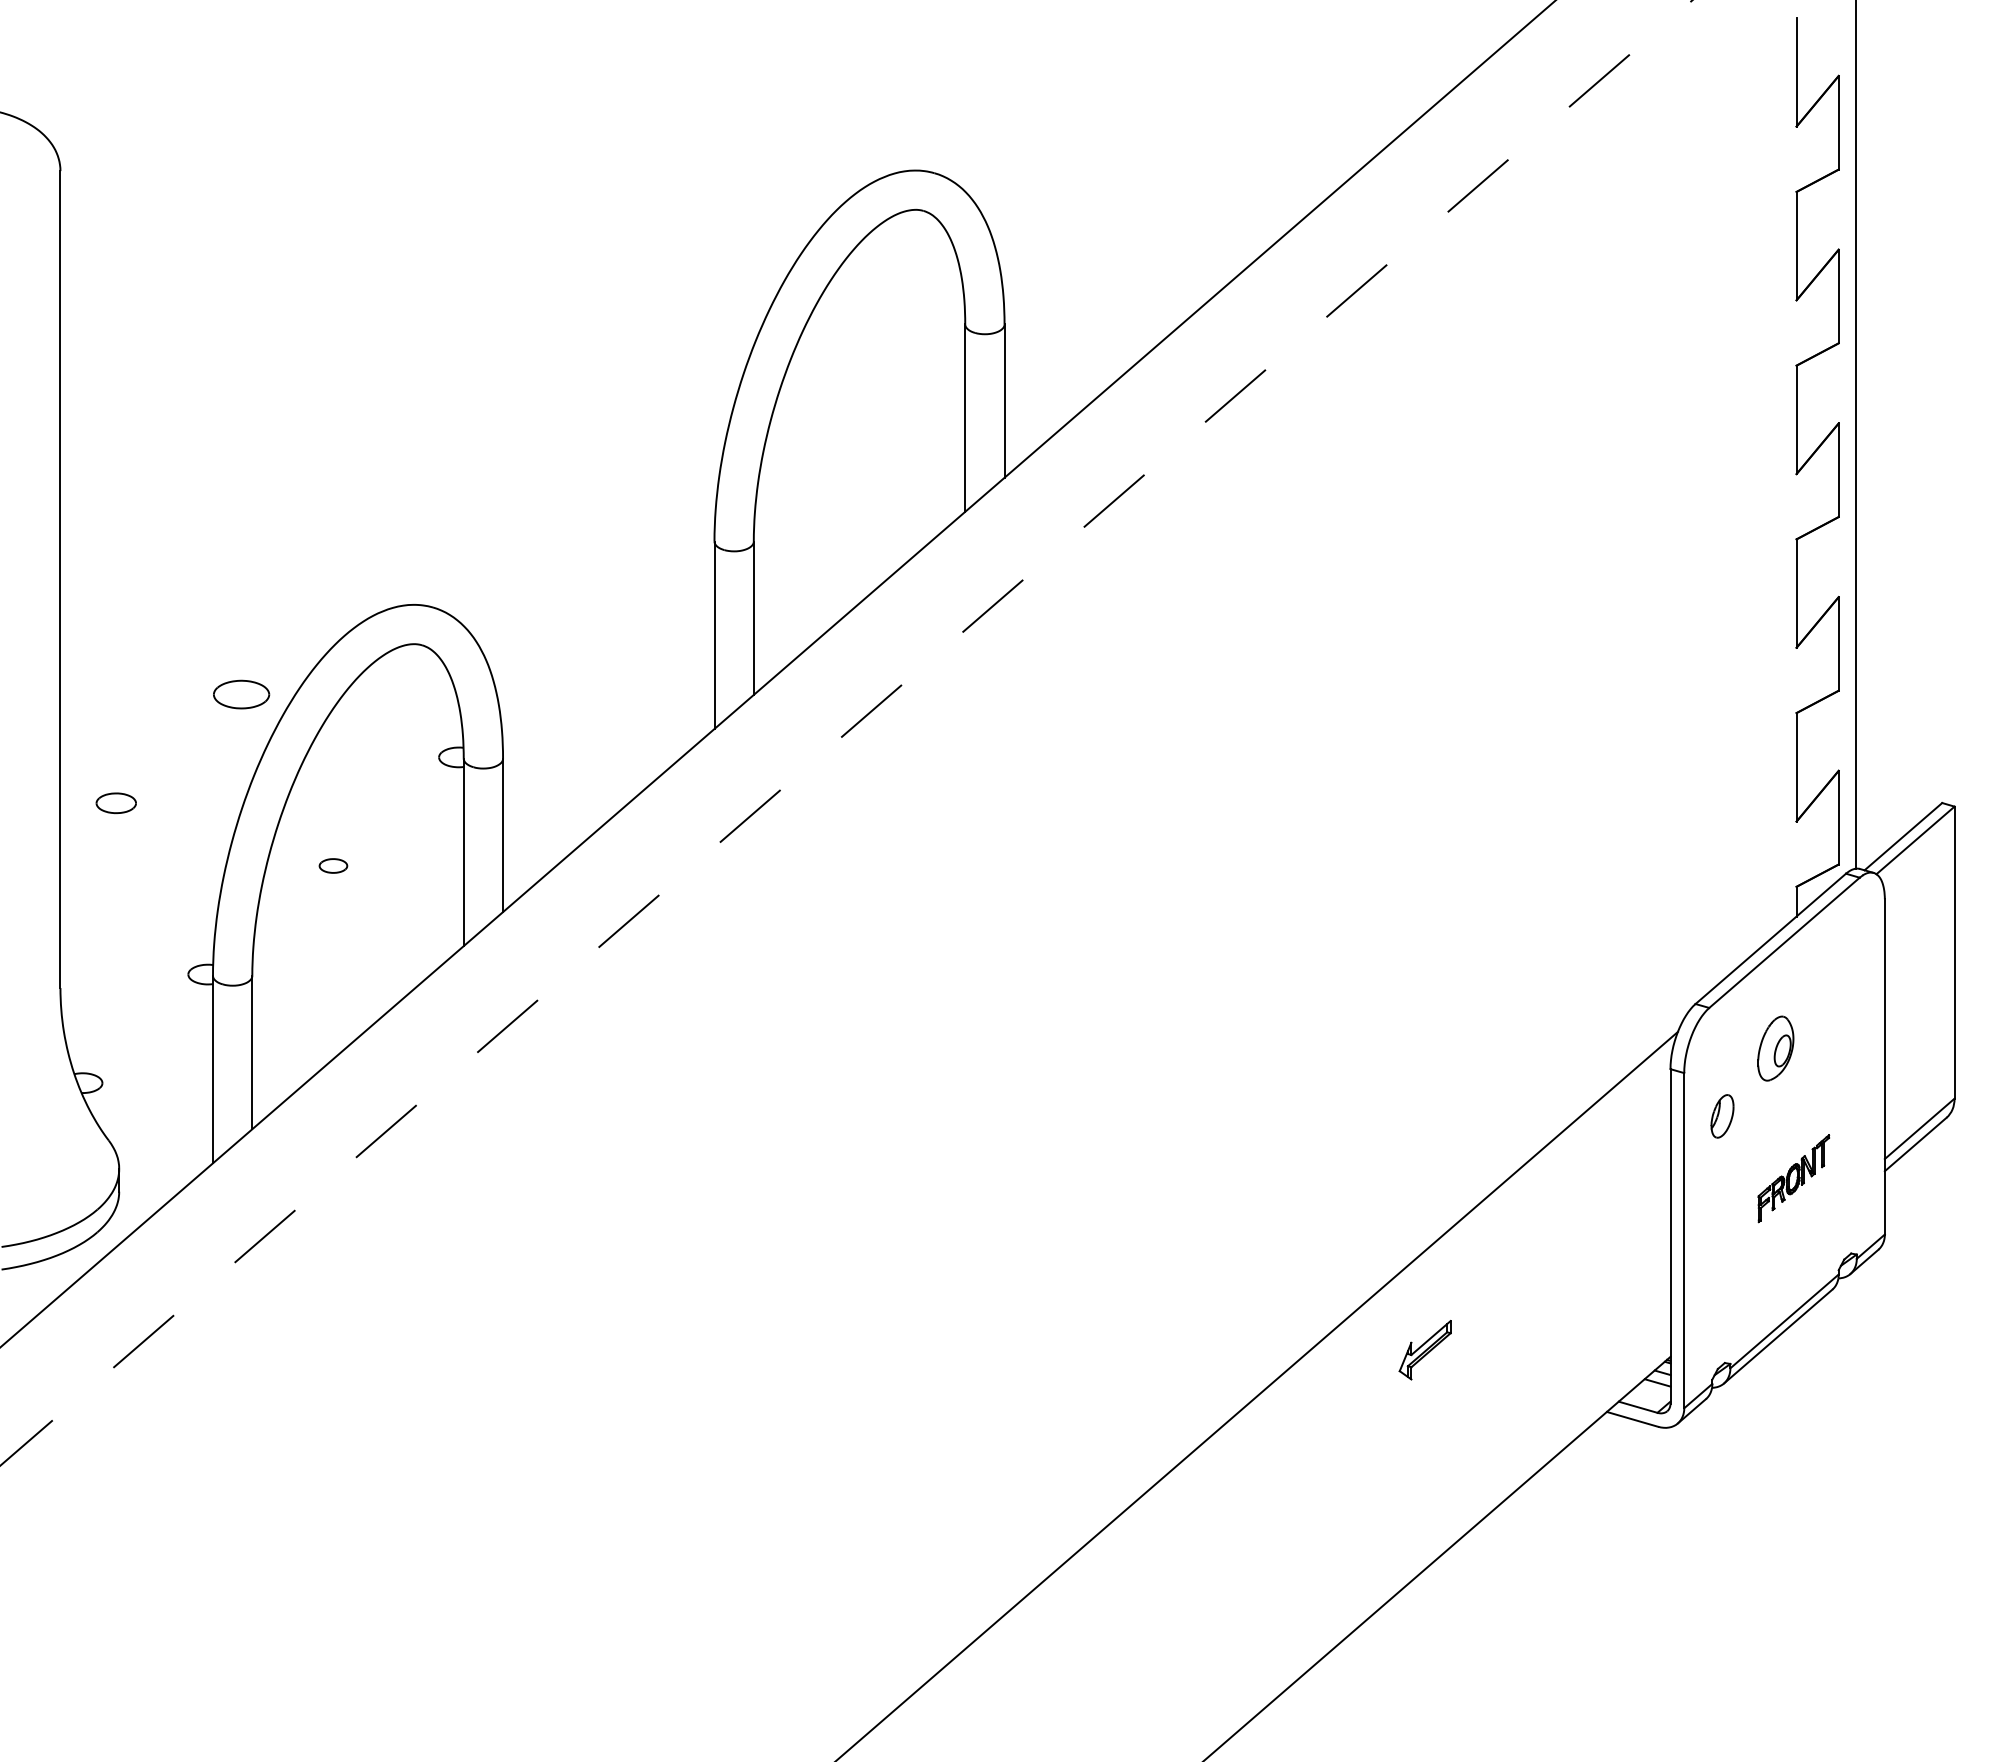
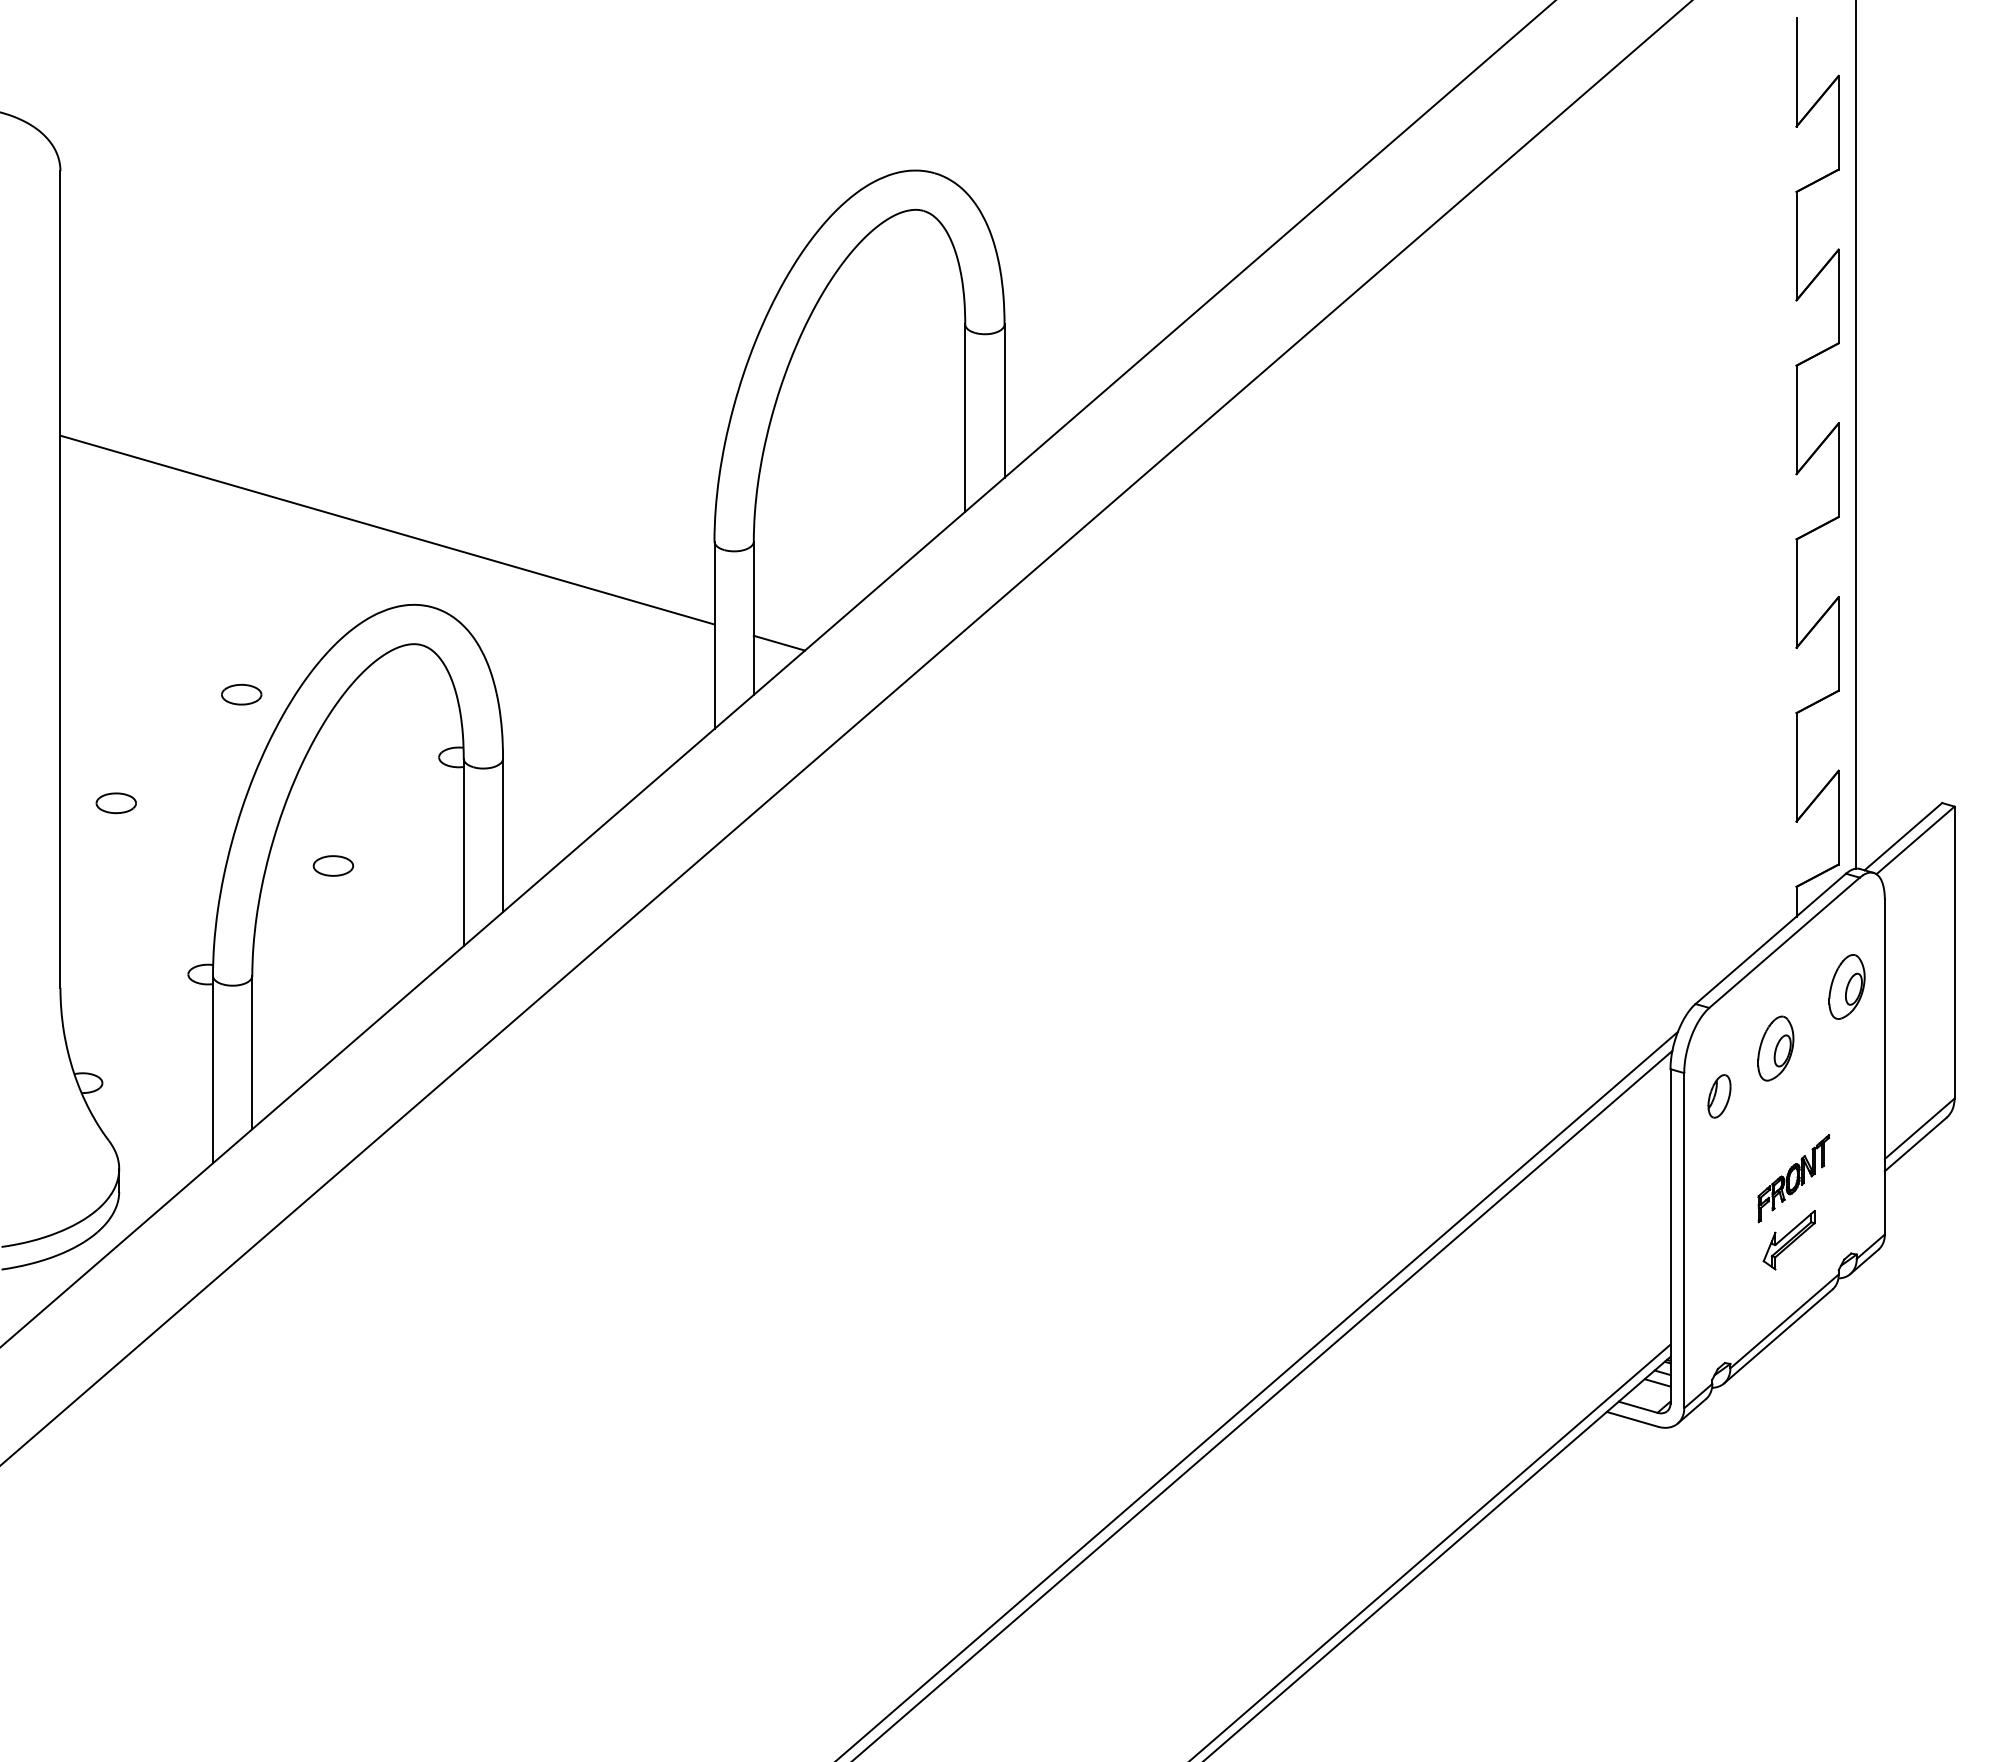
line: none -> present (387, 529)
line: none -> present (778, 642)
part size: 58x31 px -> 42x22 px (241, 694)
line: dashed -> solid (846, 732)
part size: 31x16 px -> 43x22 px (333, 865)
part: none -> present (1846, 986)
part position: (1722, 1116) -> (1719, 1096) (1719, 1096)
part position: (1424, 1350) -> (1788, 1240) (1788, 1240)
line: none -> present (1263, 1404)
line: none -> present (1431, 1551)
